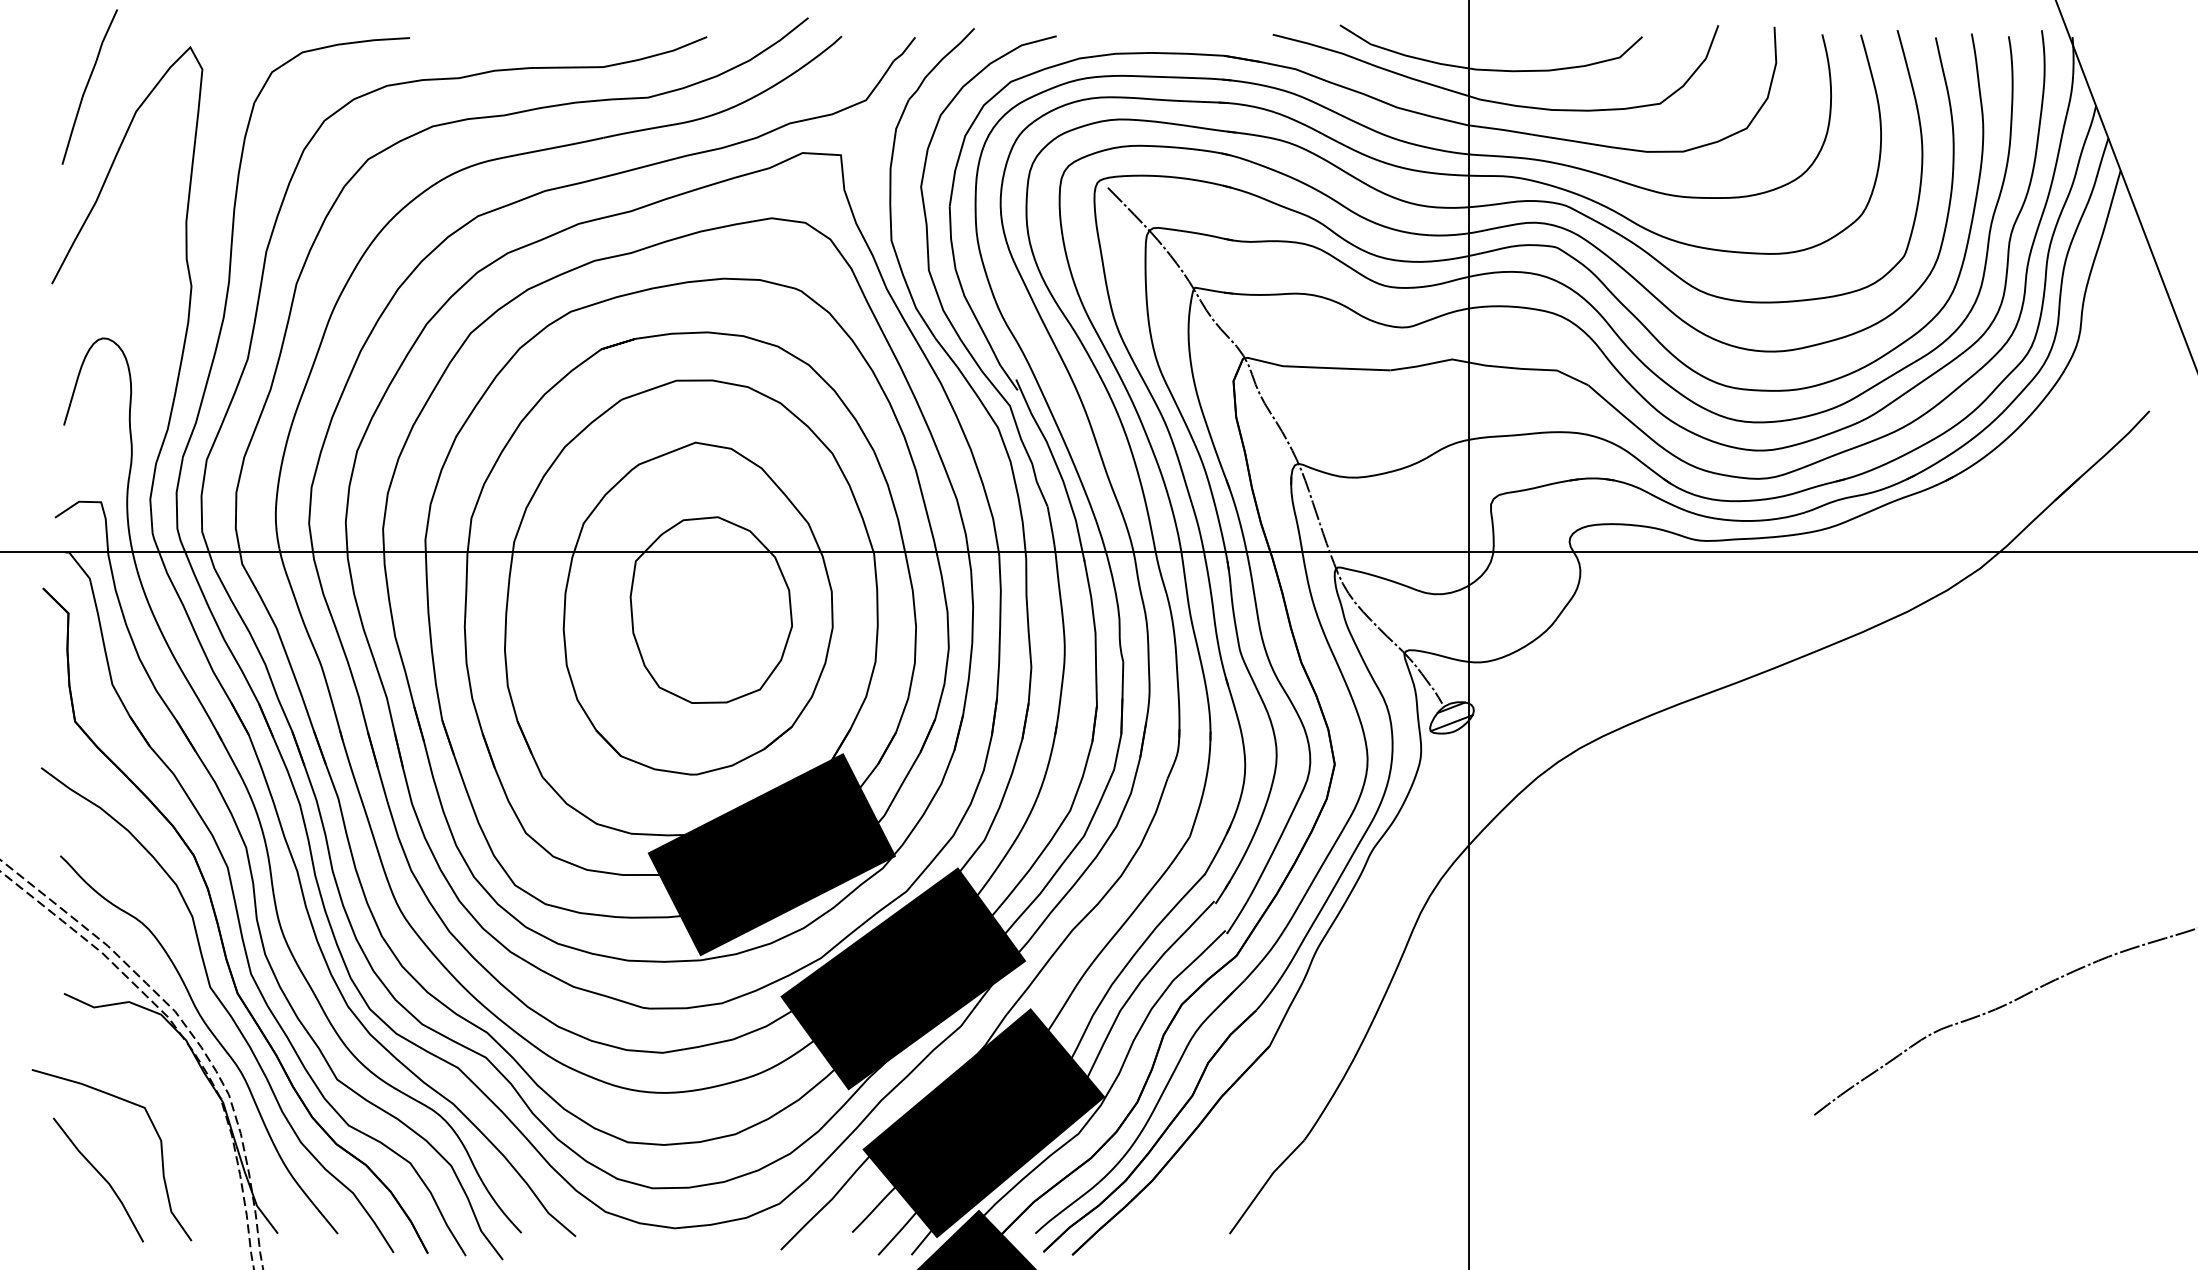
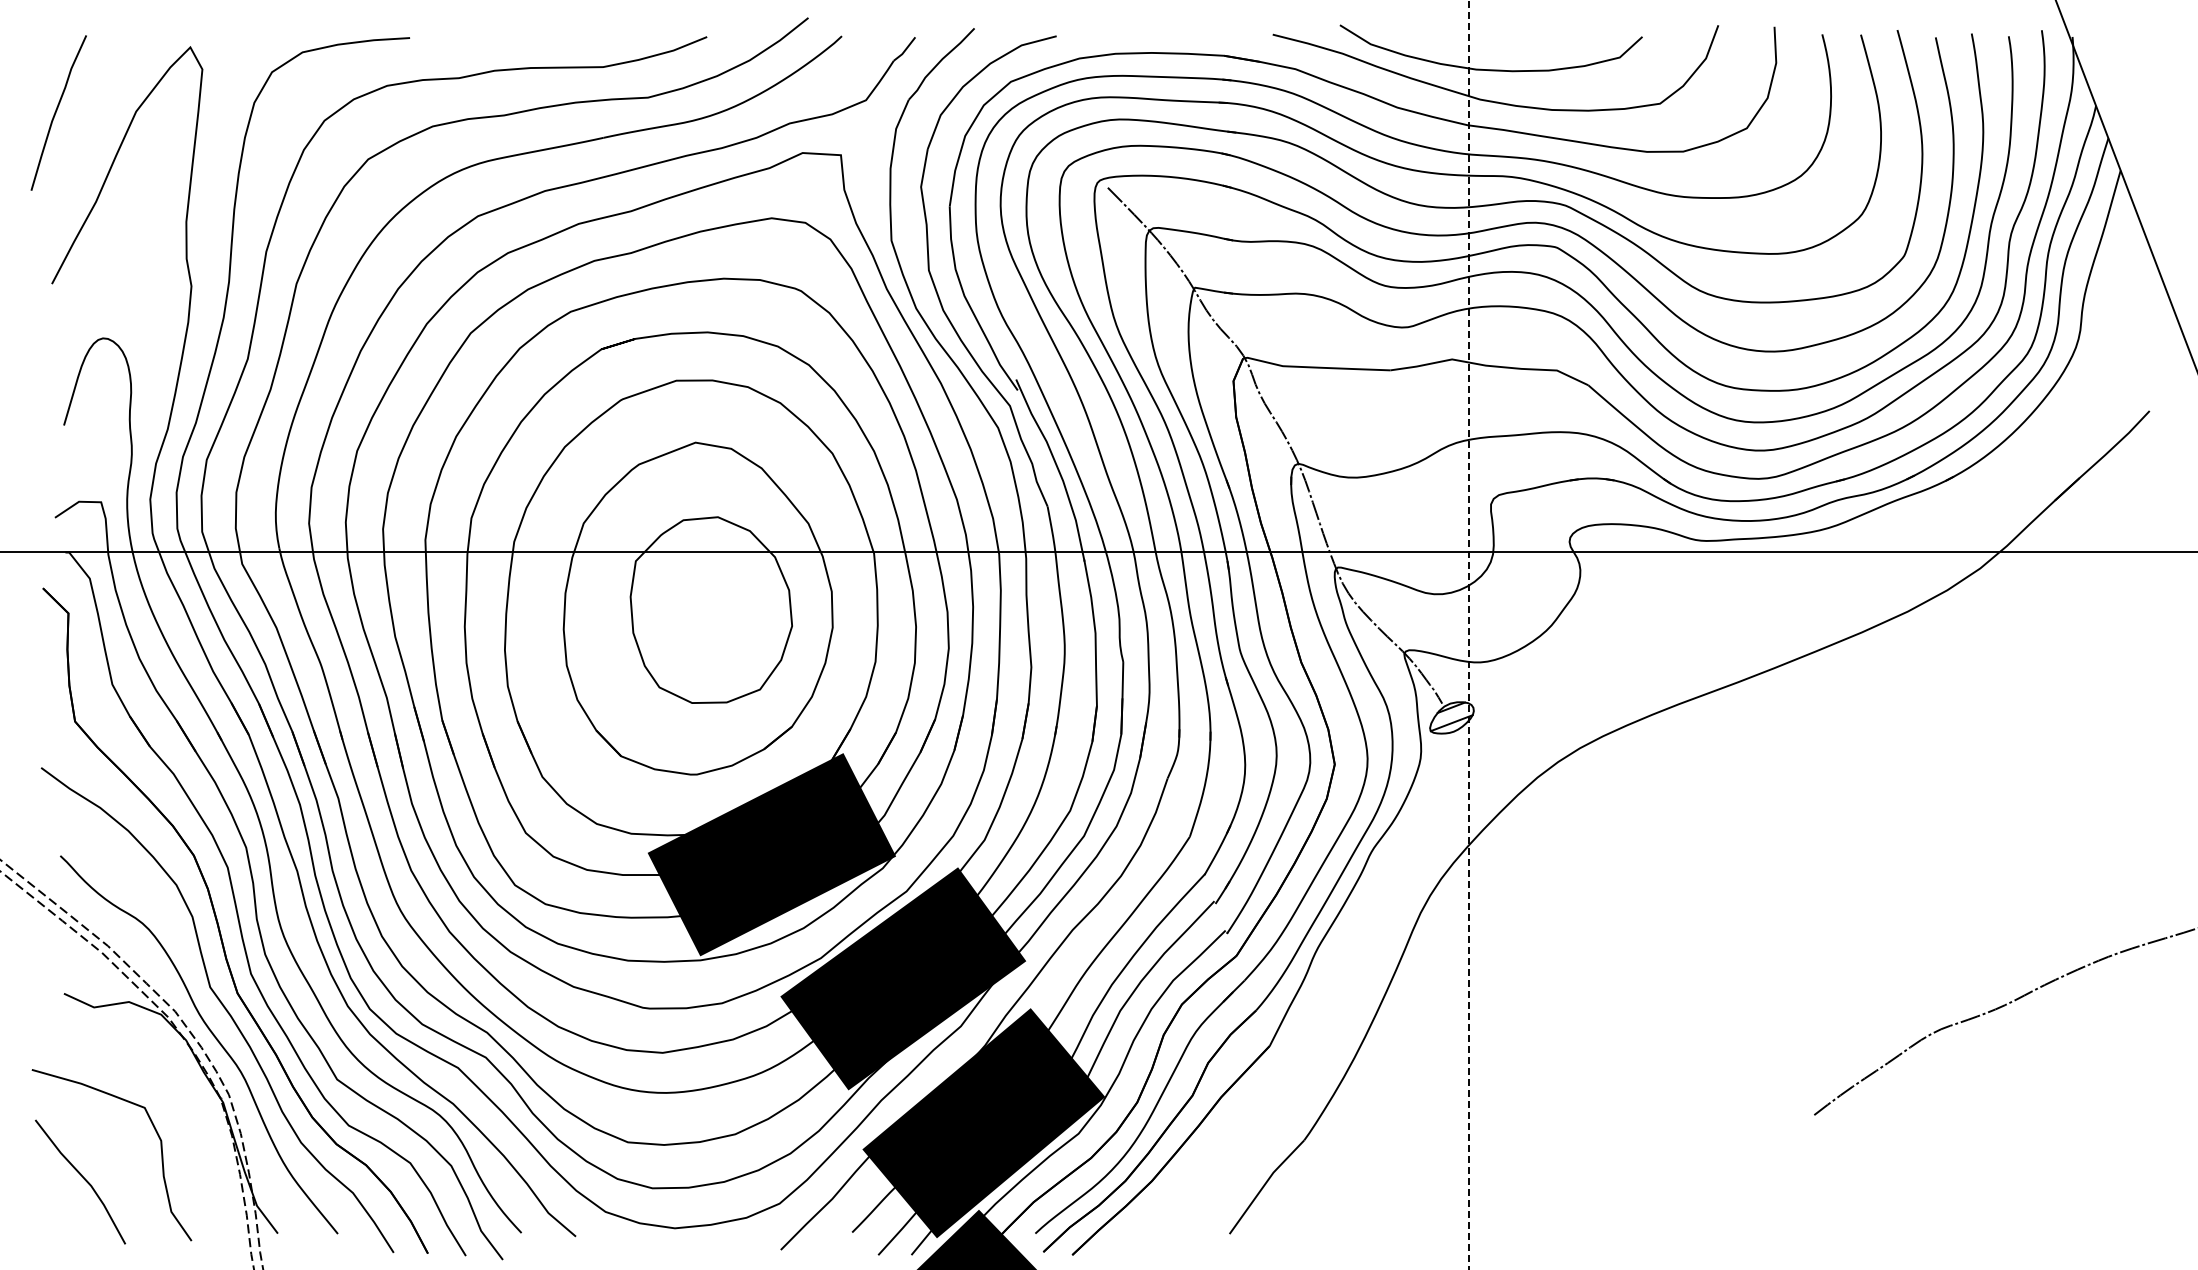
curve position: (87, 86) -> (56, 112) (56, 112)
line: solid -> dashed (1468, 635)
line position: (101, 1177) -> (83, 1179) (83, 1179)
